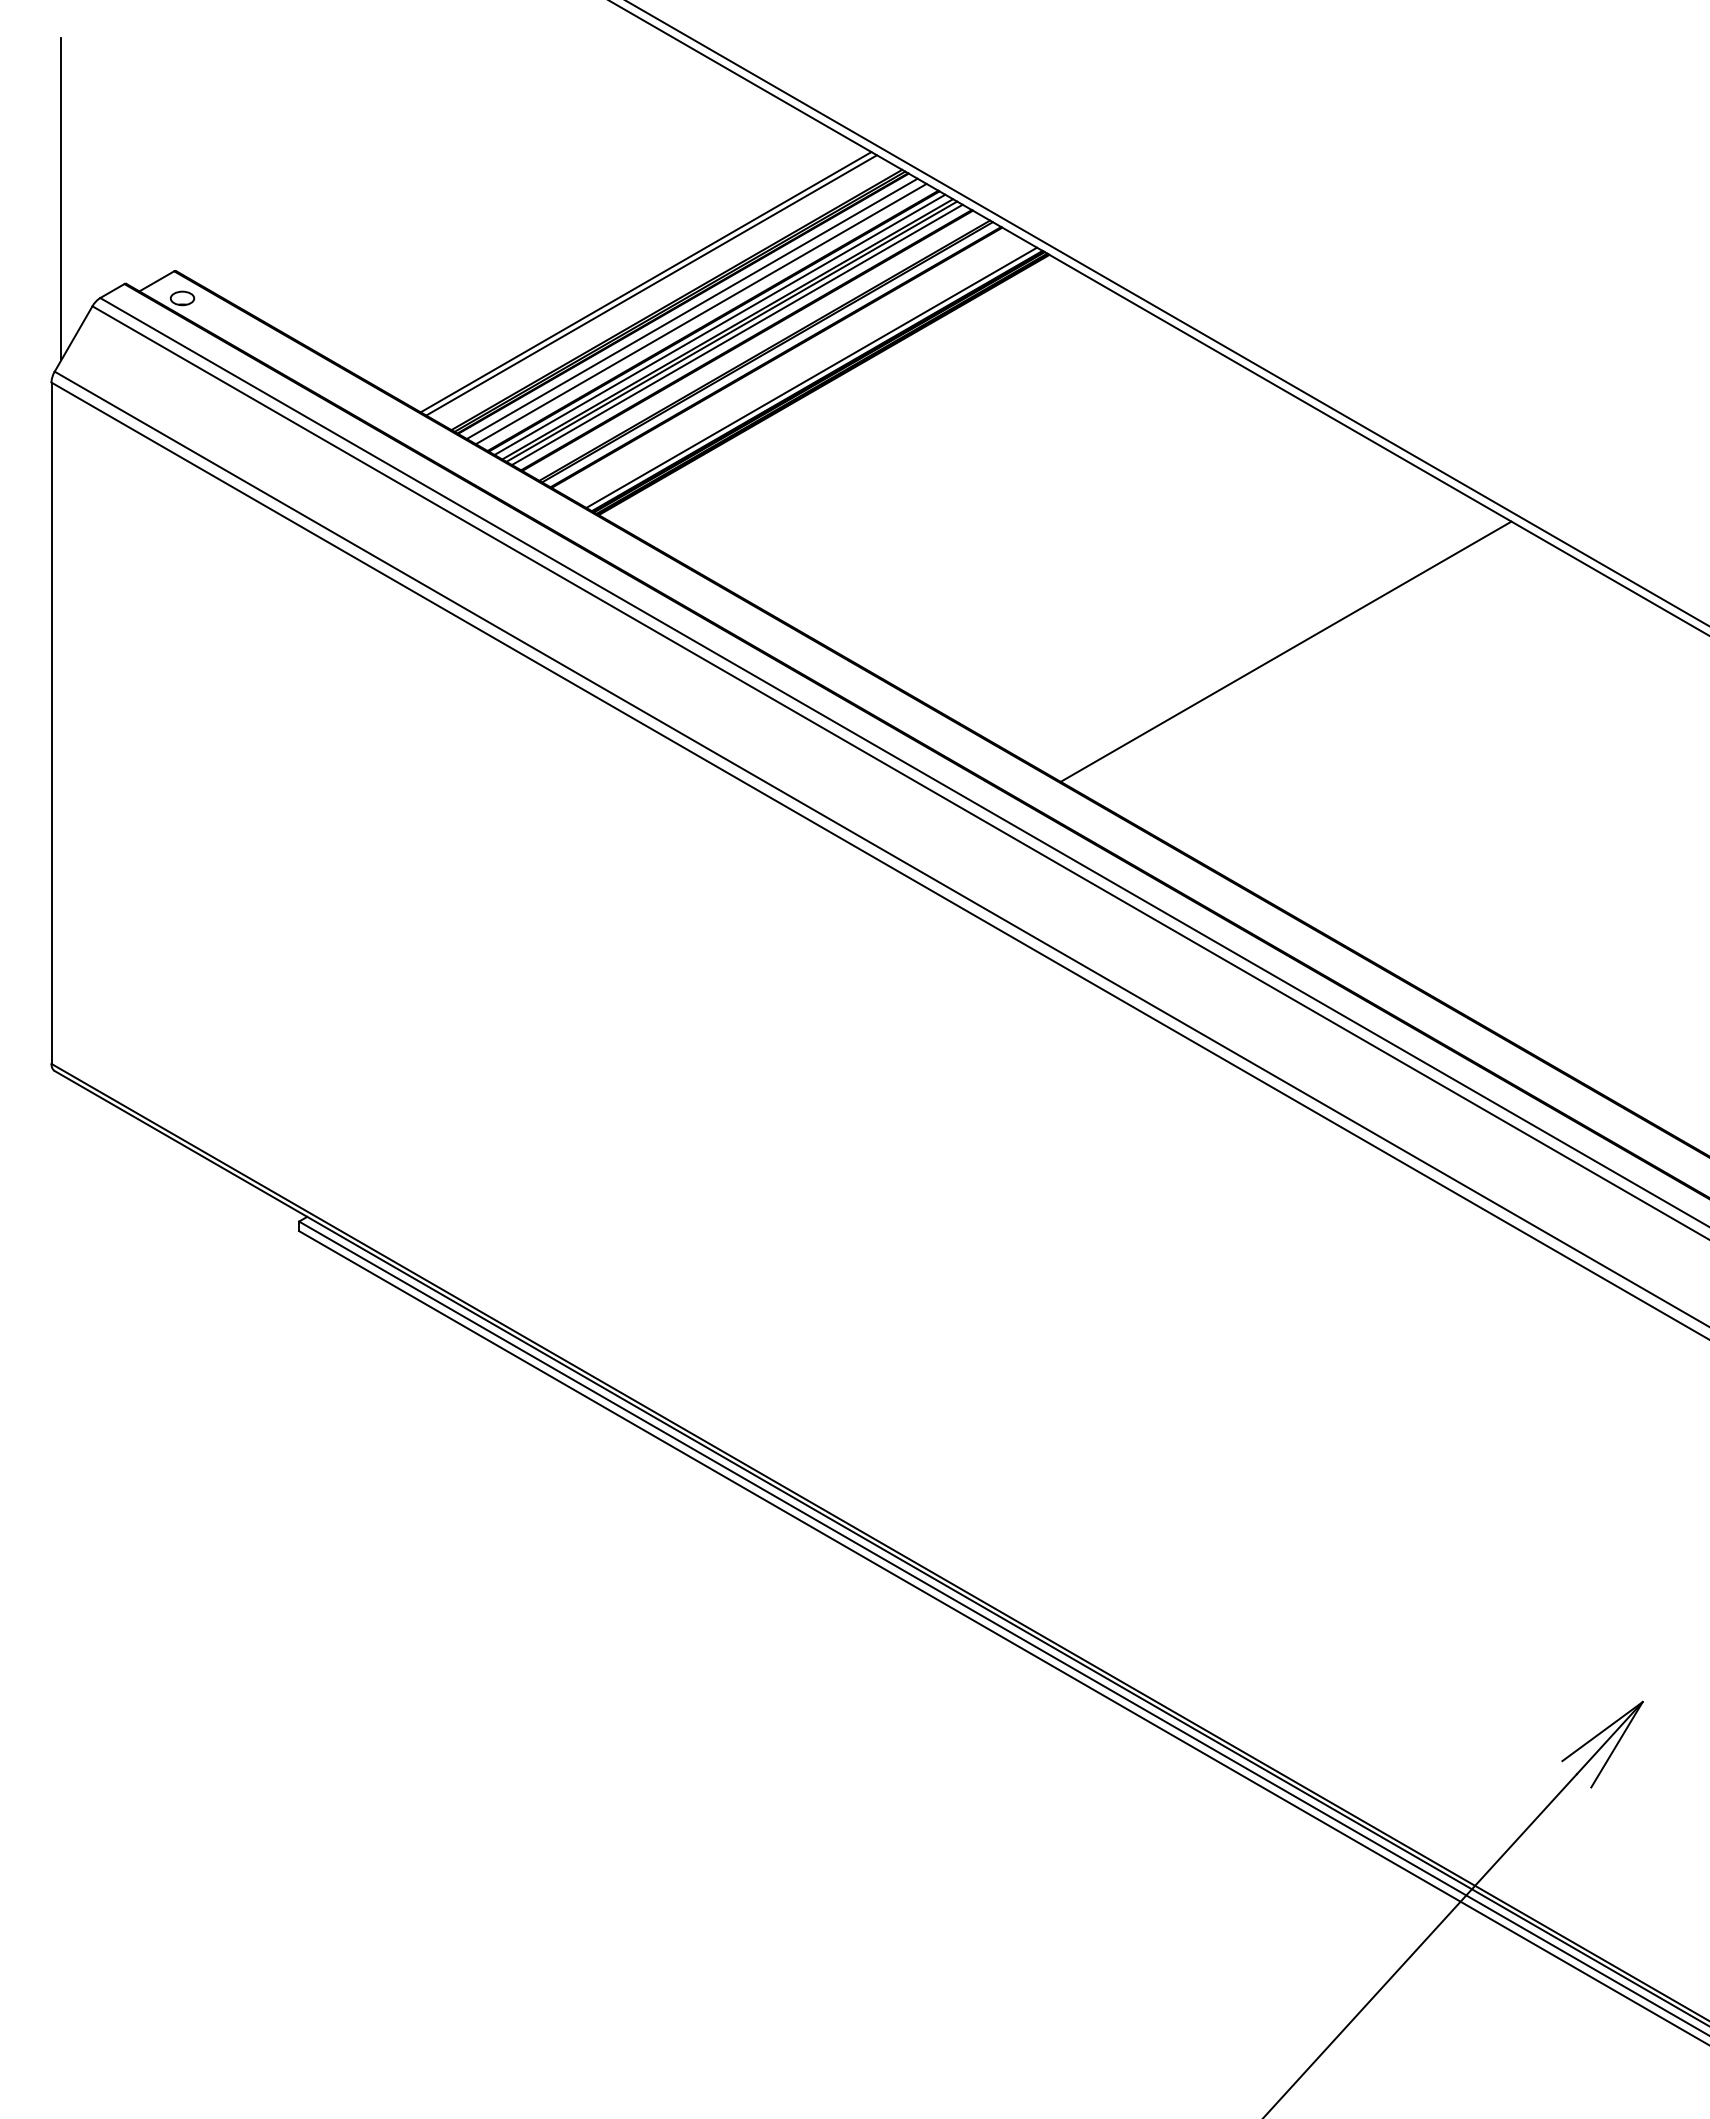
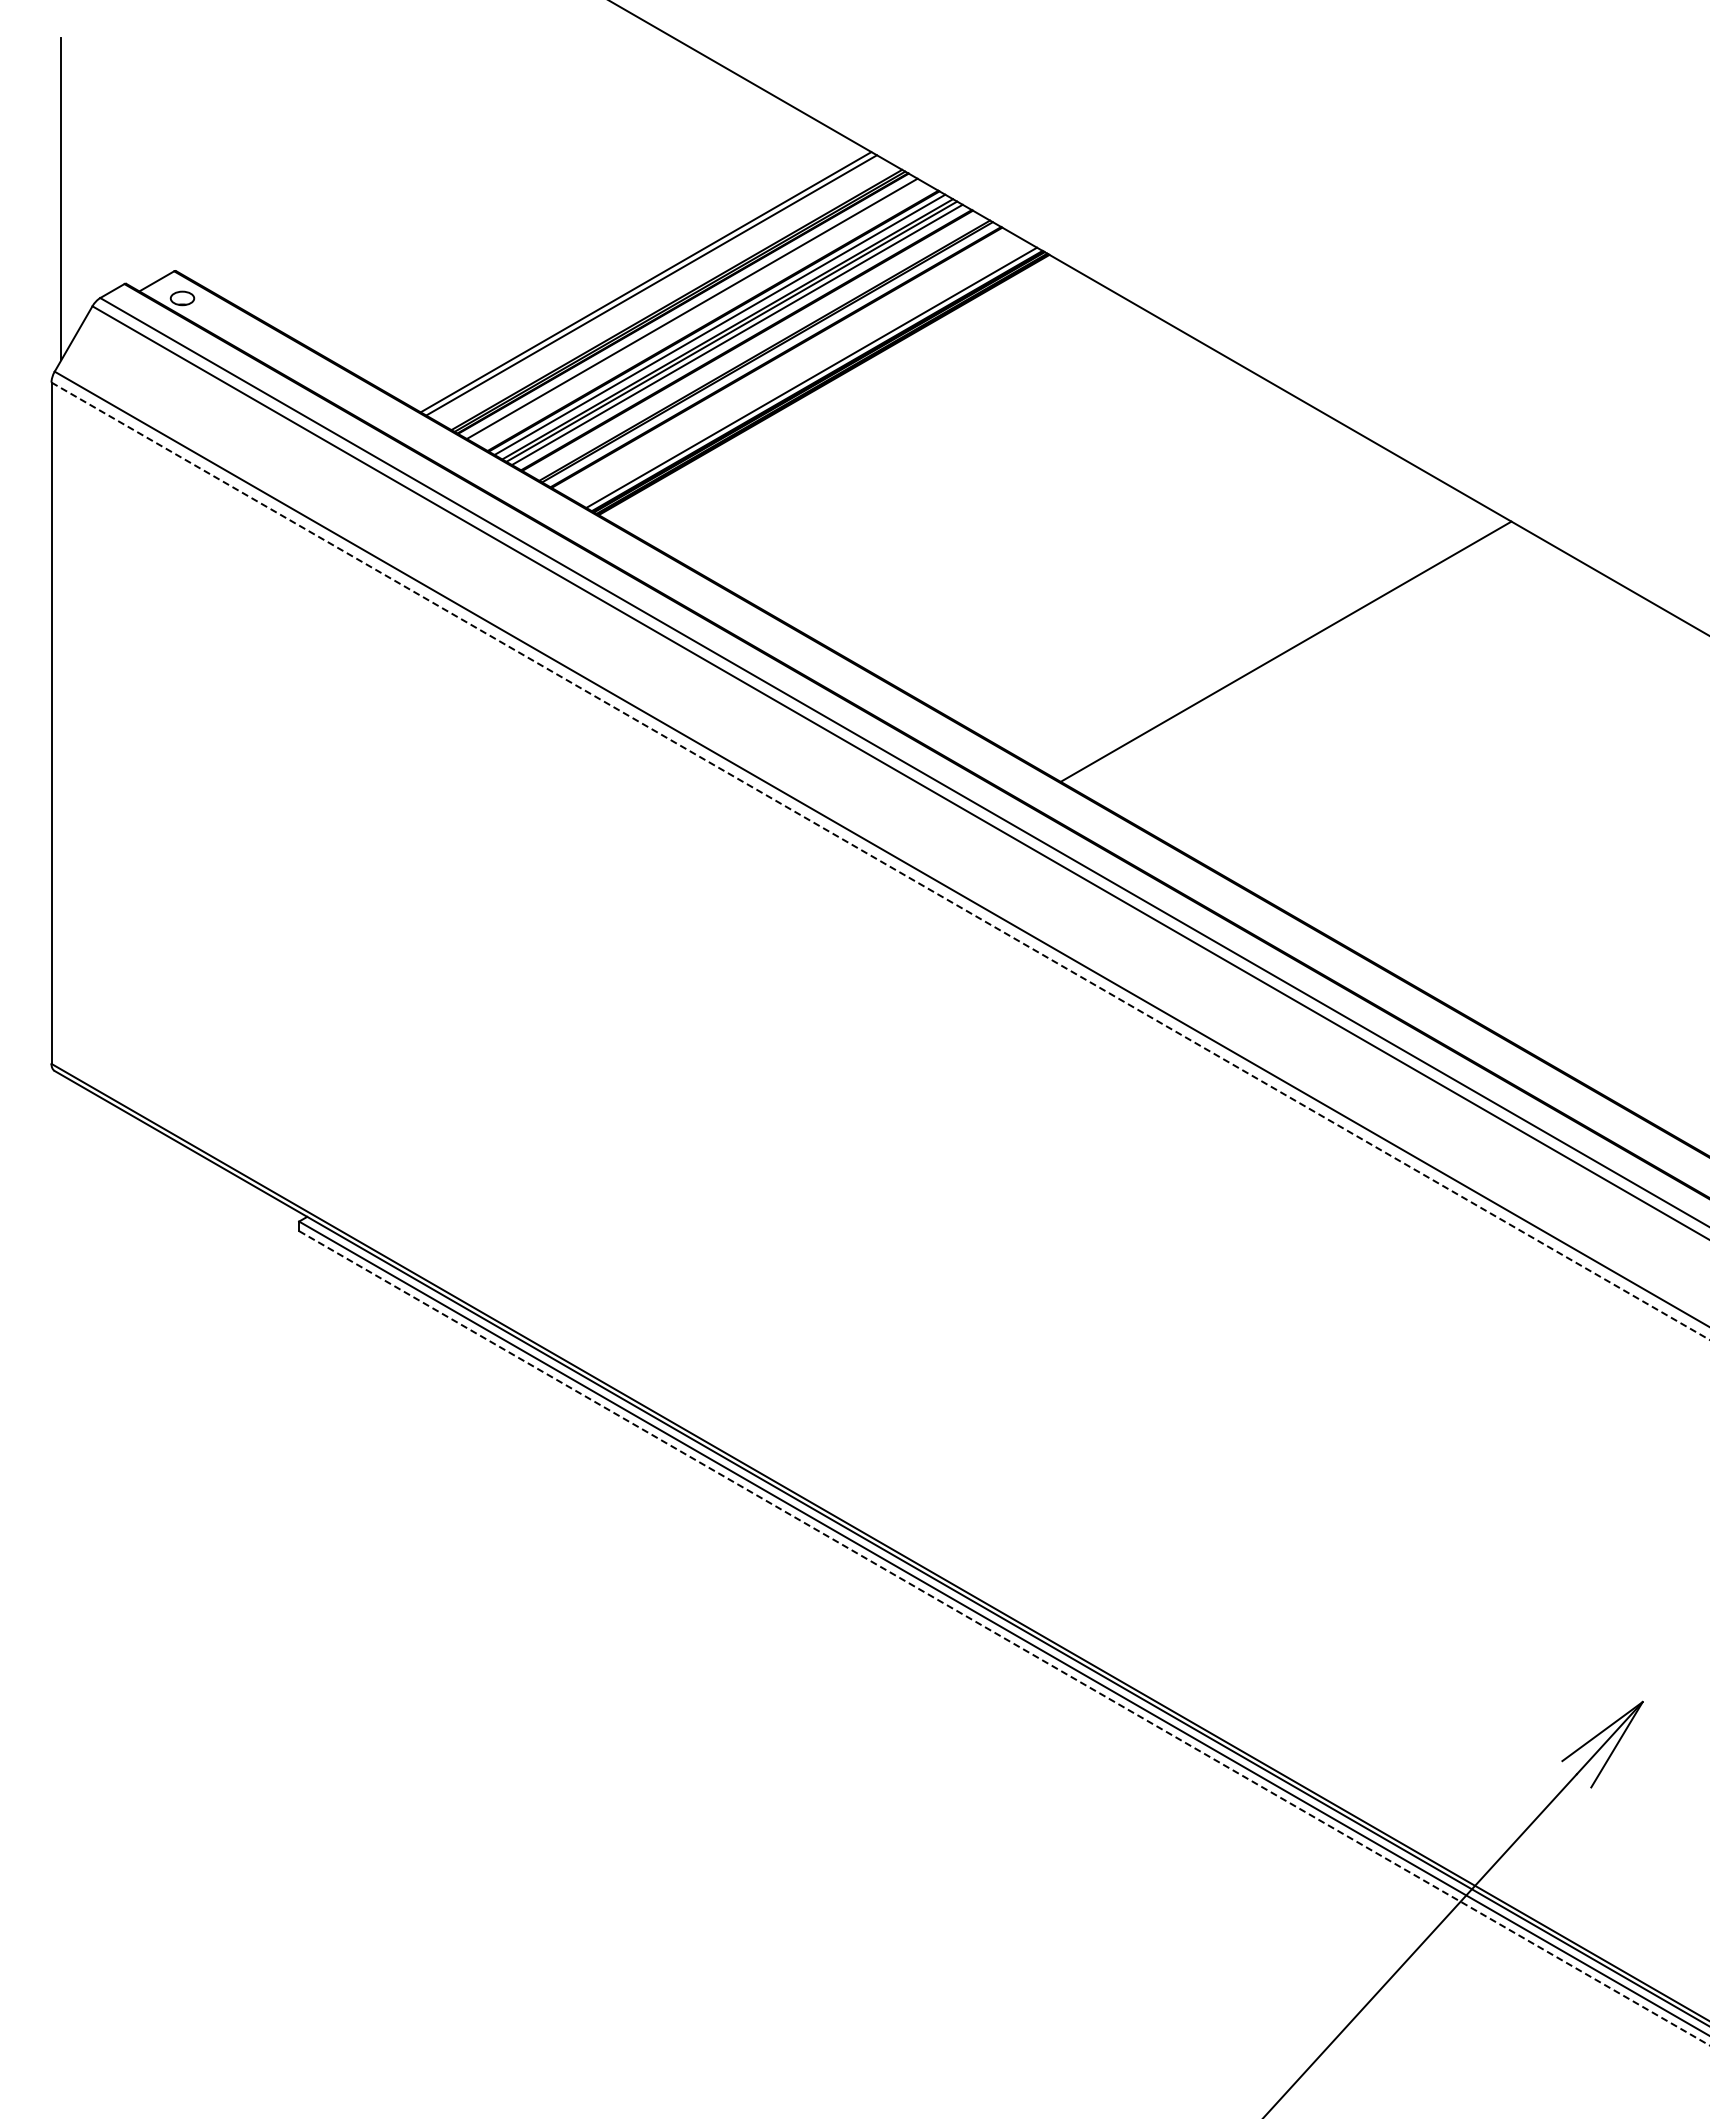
line: present -> none (700, 313)
line: present -> none (1167, 313)
line: solid -> dashed (880, 861)
line: solid -> dashed (1004, 1638)
